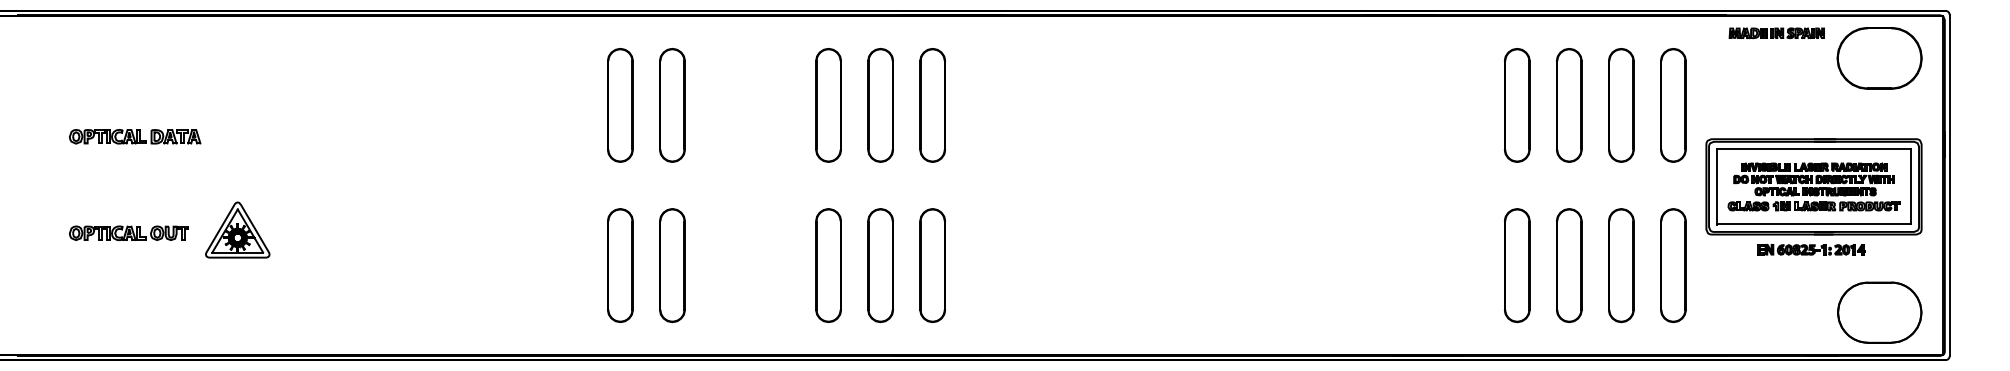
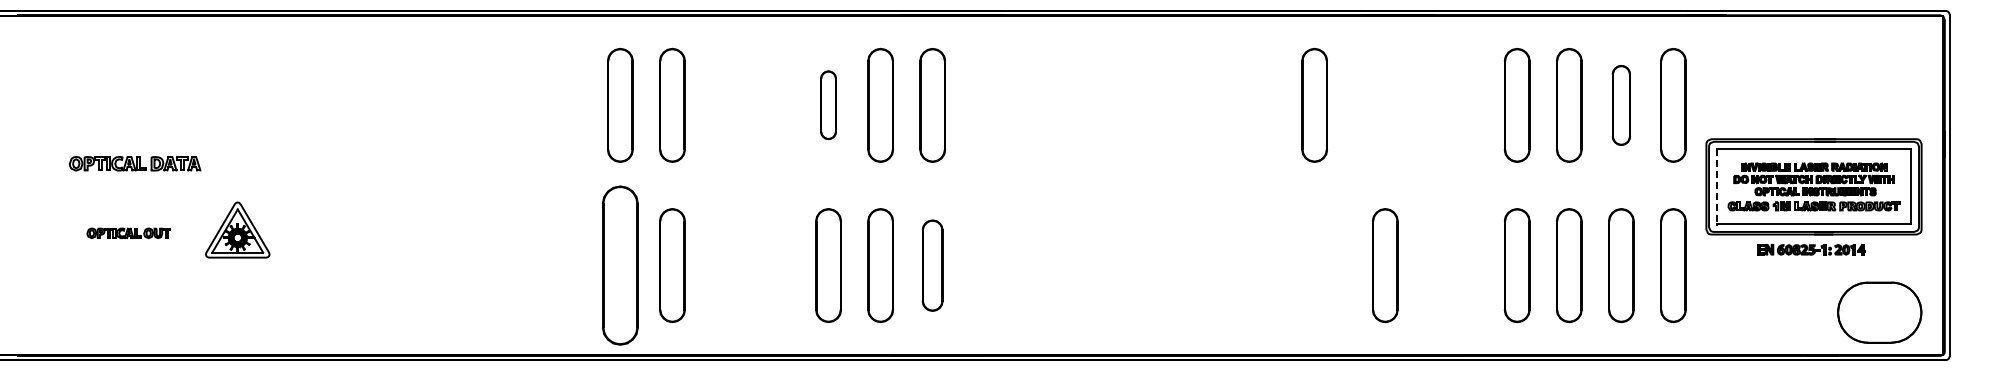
part: present -> none (1776, 33)
part: present -> none (1879, 58)
part size: 27x116 px -> 17x71 px (828, 105)
part: none -> present (1314, 104)
part size: 27x115 px -> 20x81 px (1620, 105)
part position: (135, 136) -> (135, 163) (135, 163)
line: solid -> dashed (1716, 187)
part size: 121x17 px -> 85x13 px (128, 233)
part size: 27x115 px -> 37x161 px (620, 265)
part size: 27x116 px -> 23x93 px (932, 265)
part: none -> present (1385, 265)
